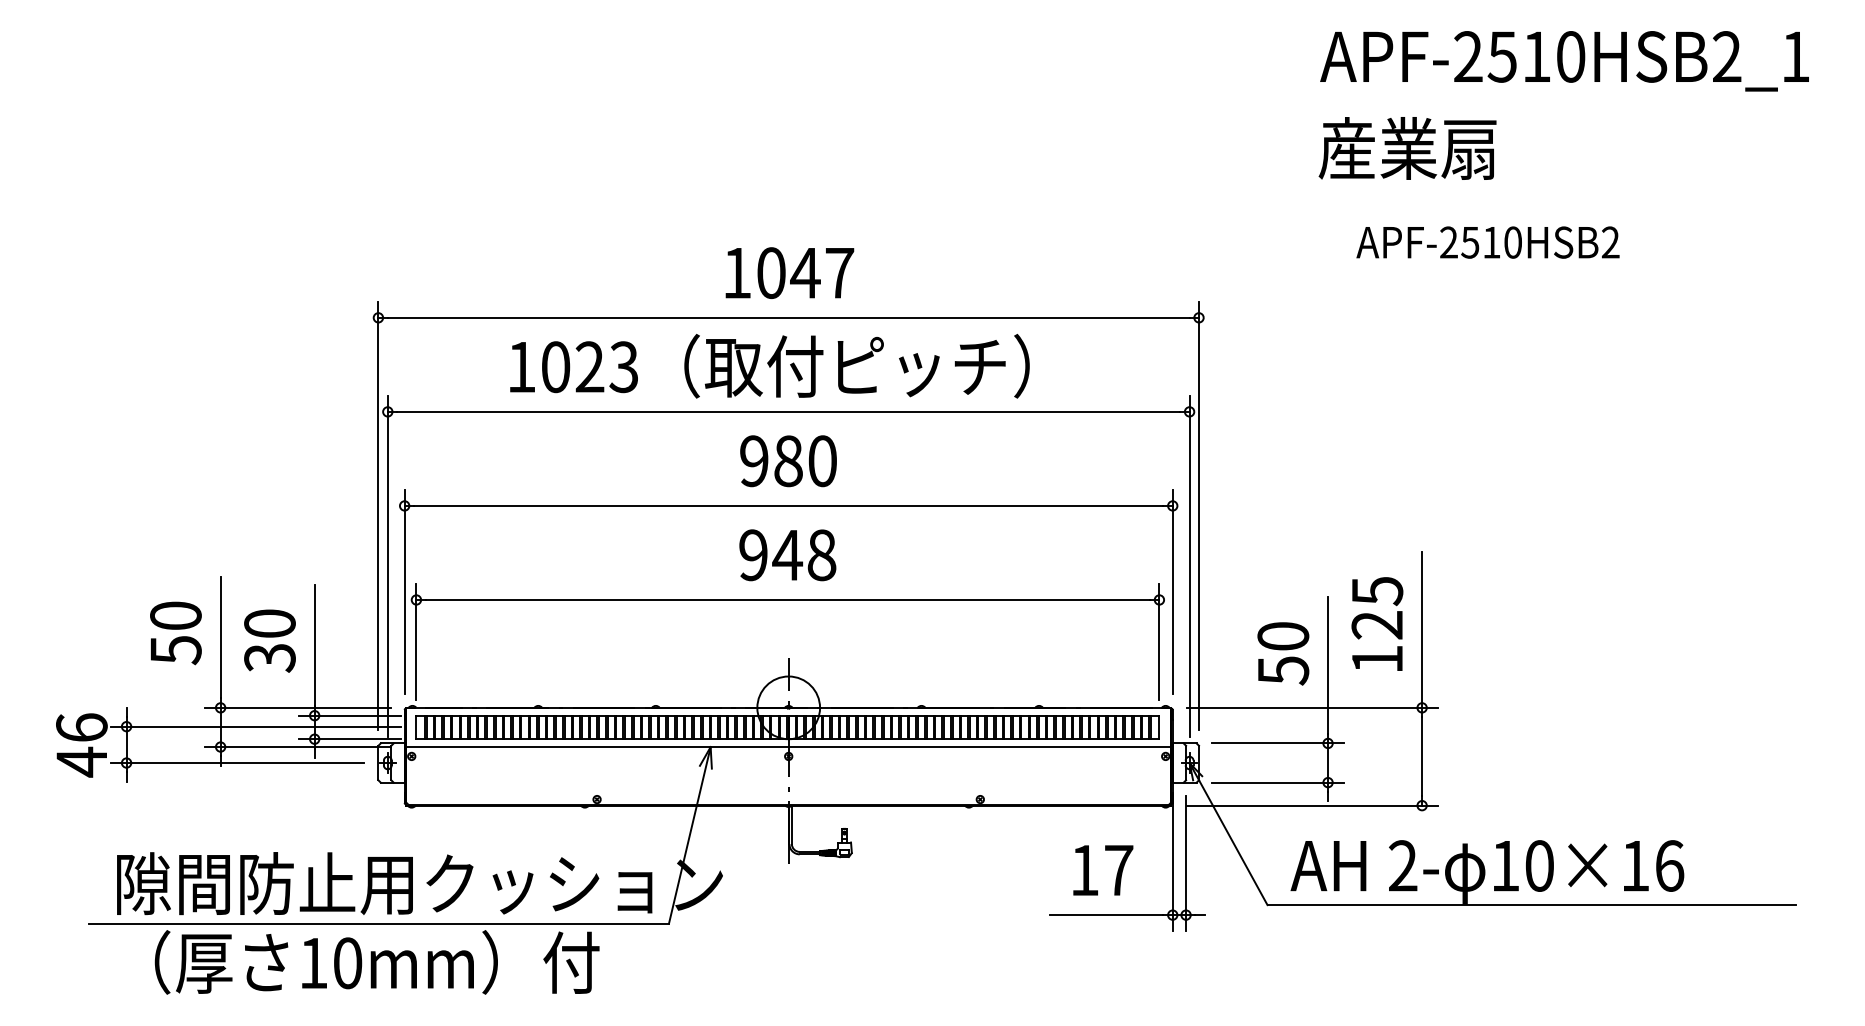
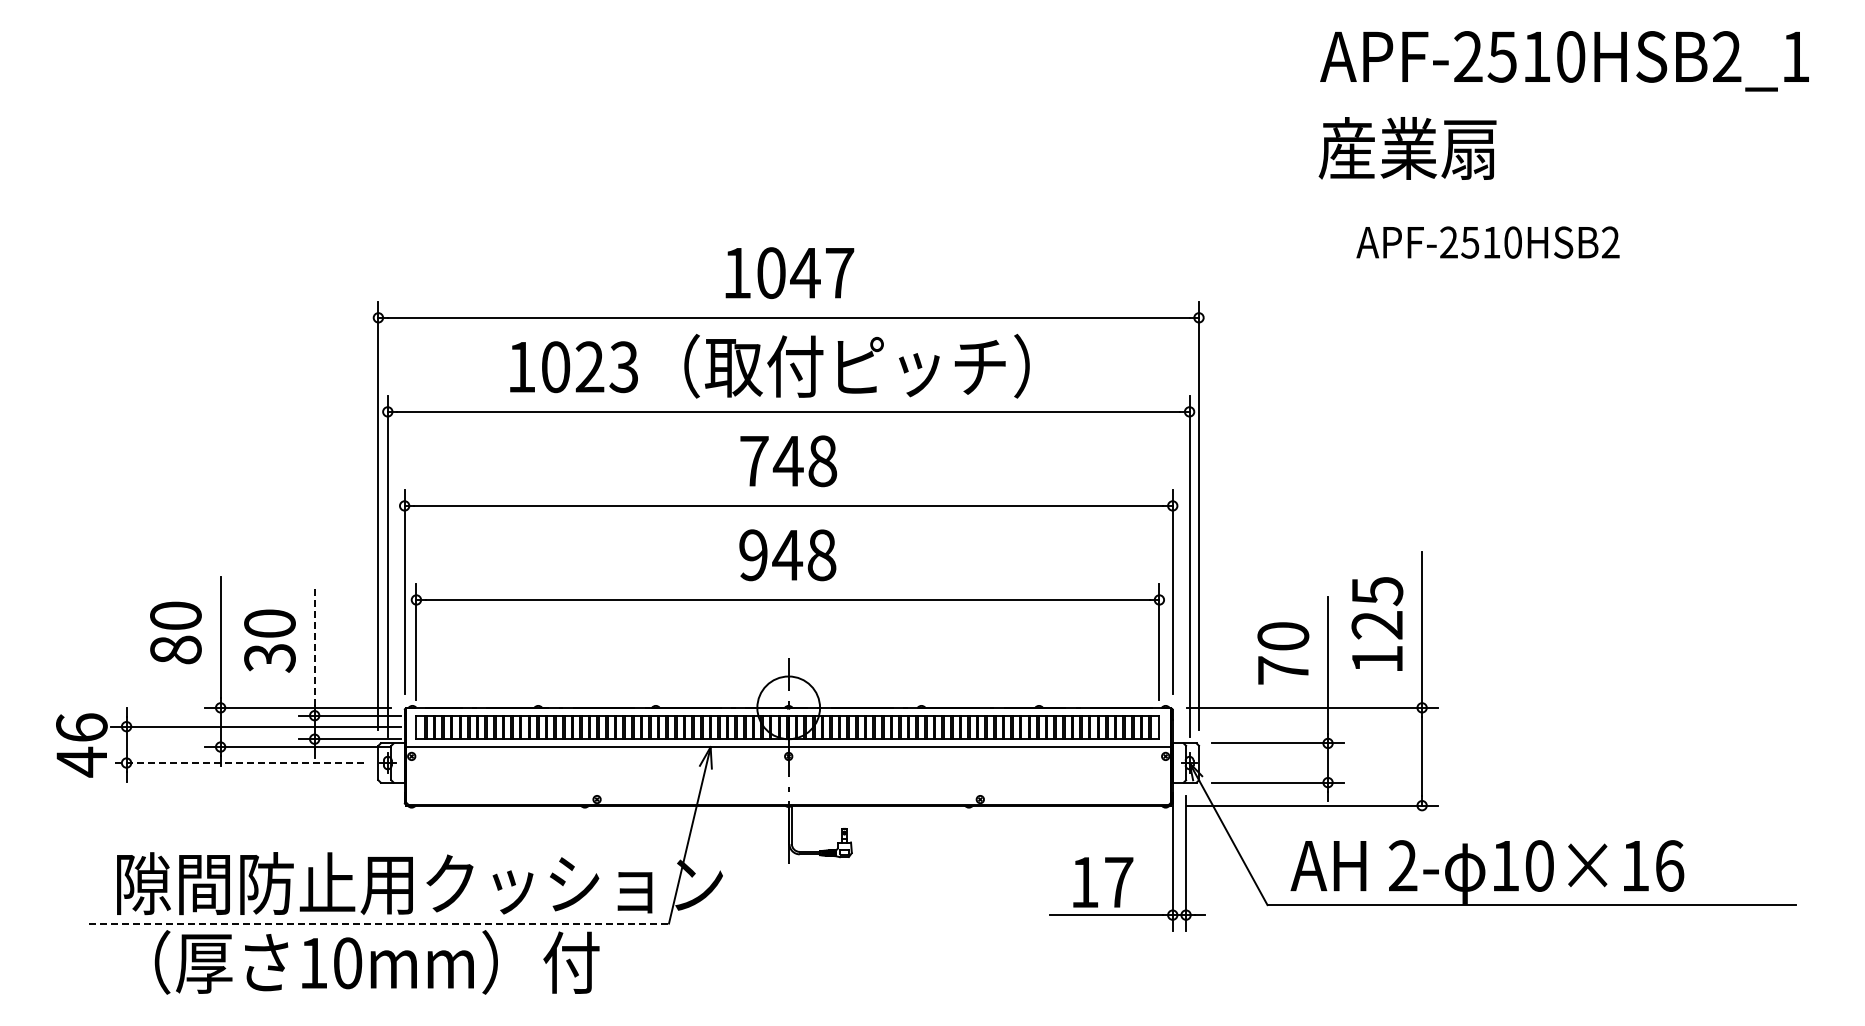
text: 980 -> 748 (788, 461)
line: solid -> dashed (314, 645)
text: 50 -> 80 (175, 650)
text: 50 -> 70 (1283, 670)
line: solid -> dashed (237, 763)
text position: (1103, 870) -> (1103, 882) (1103, 882)
line: solid -> dashed (379, 923)
